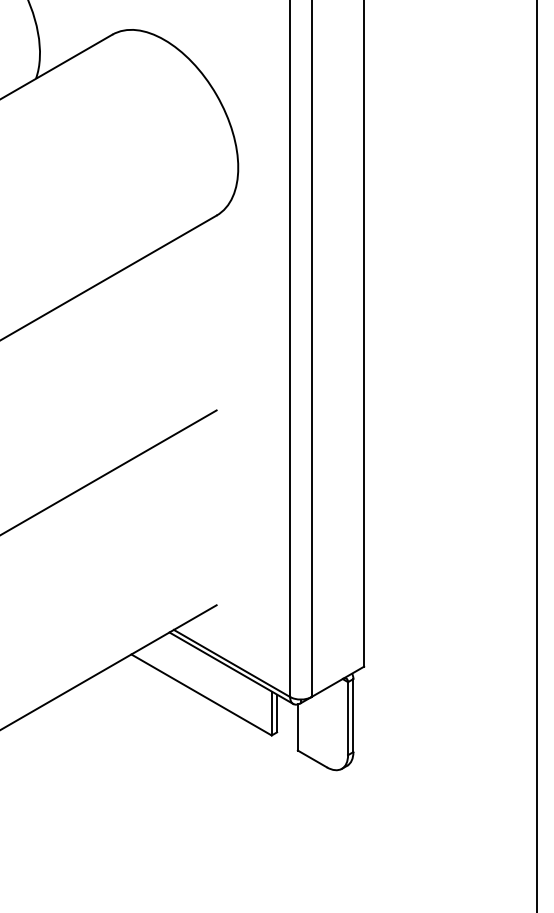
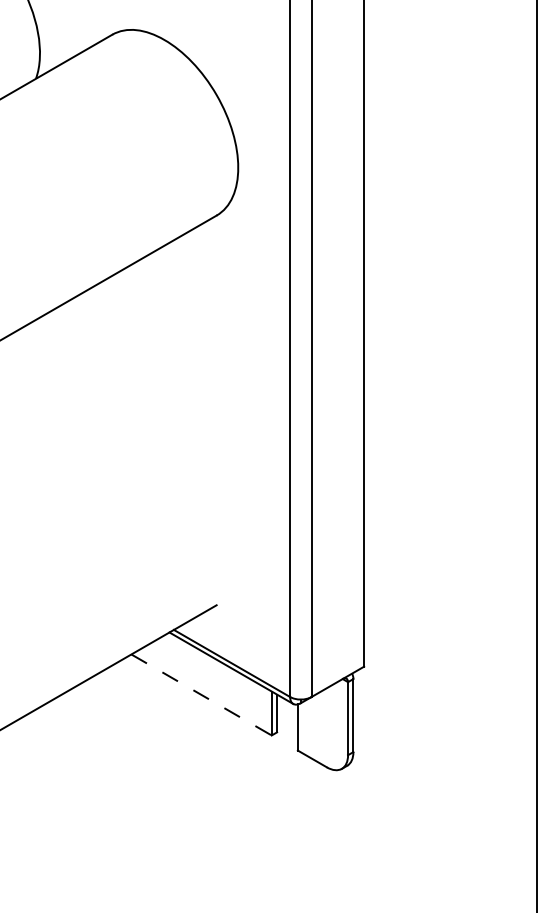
line: present -> none (109, 472)
line: solid -> dashed (202, 695)
